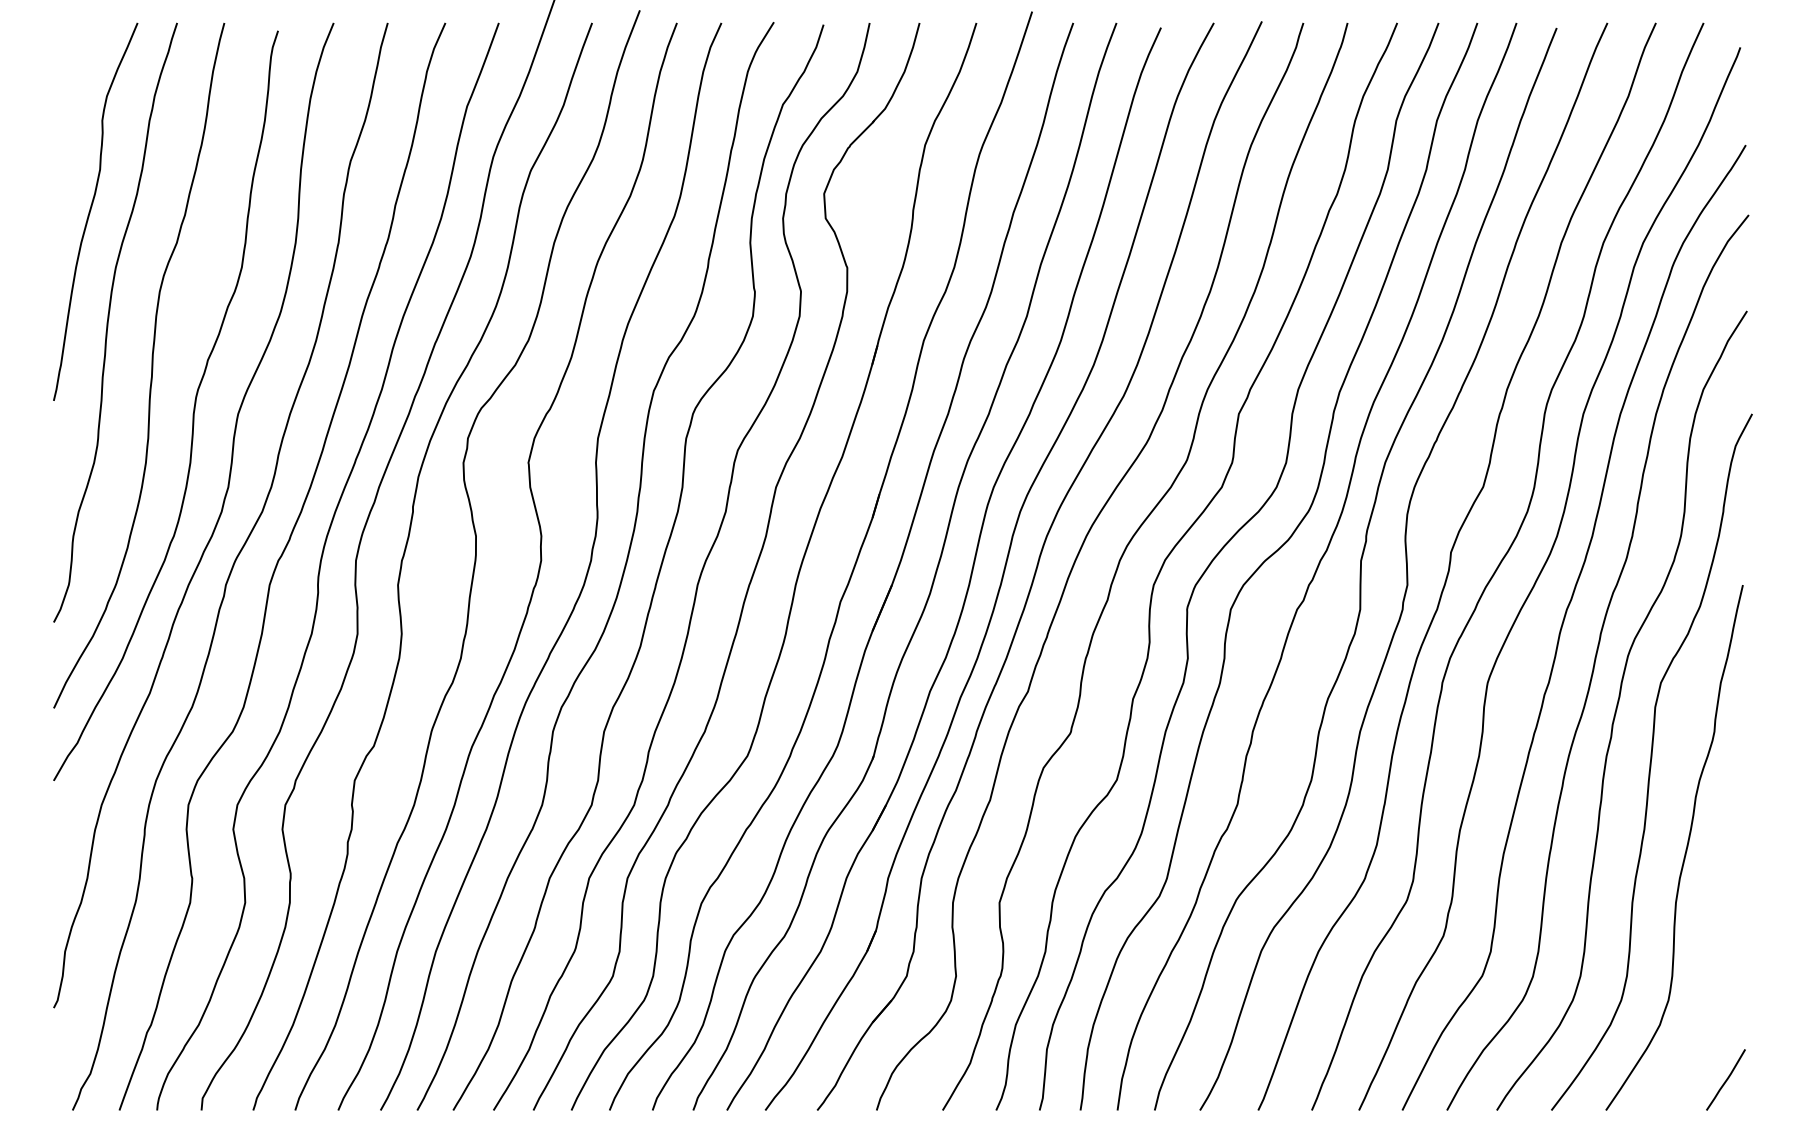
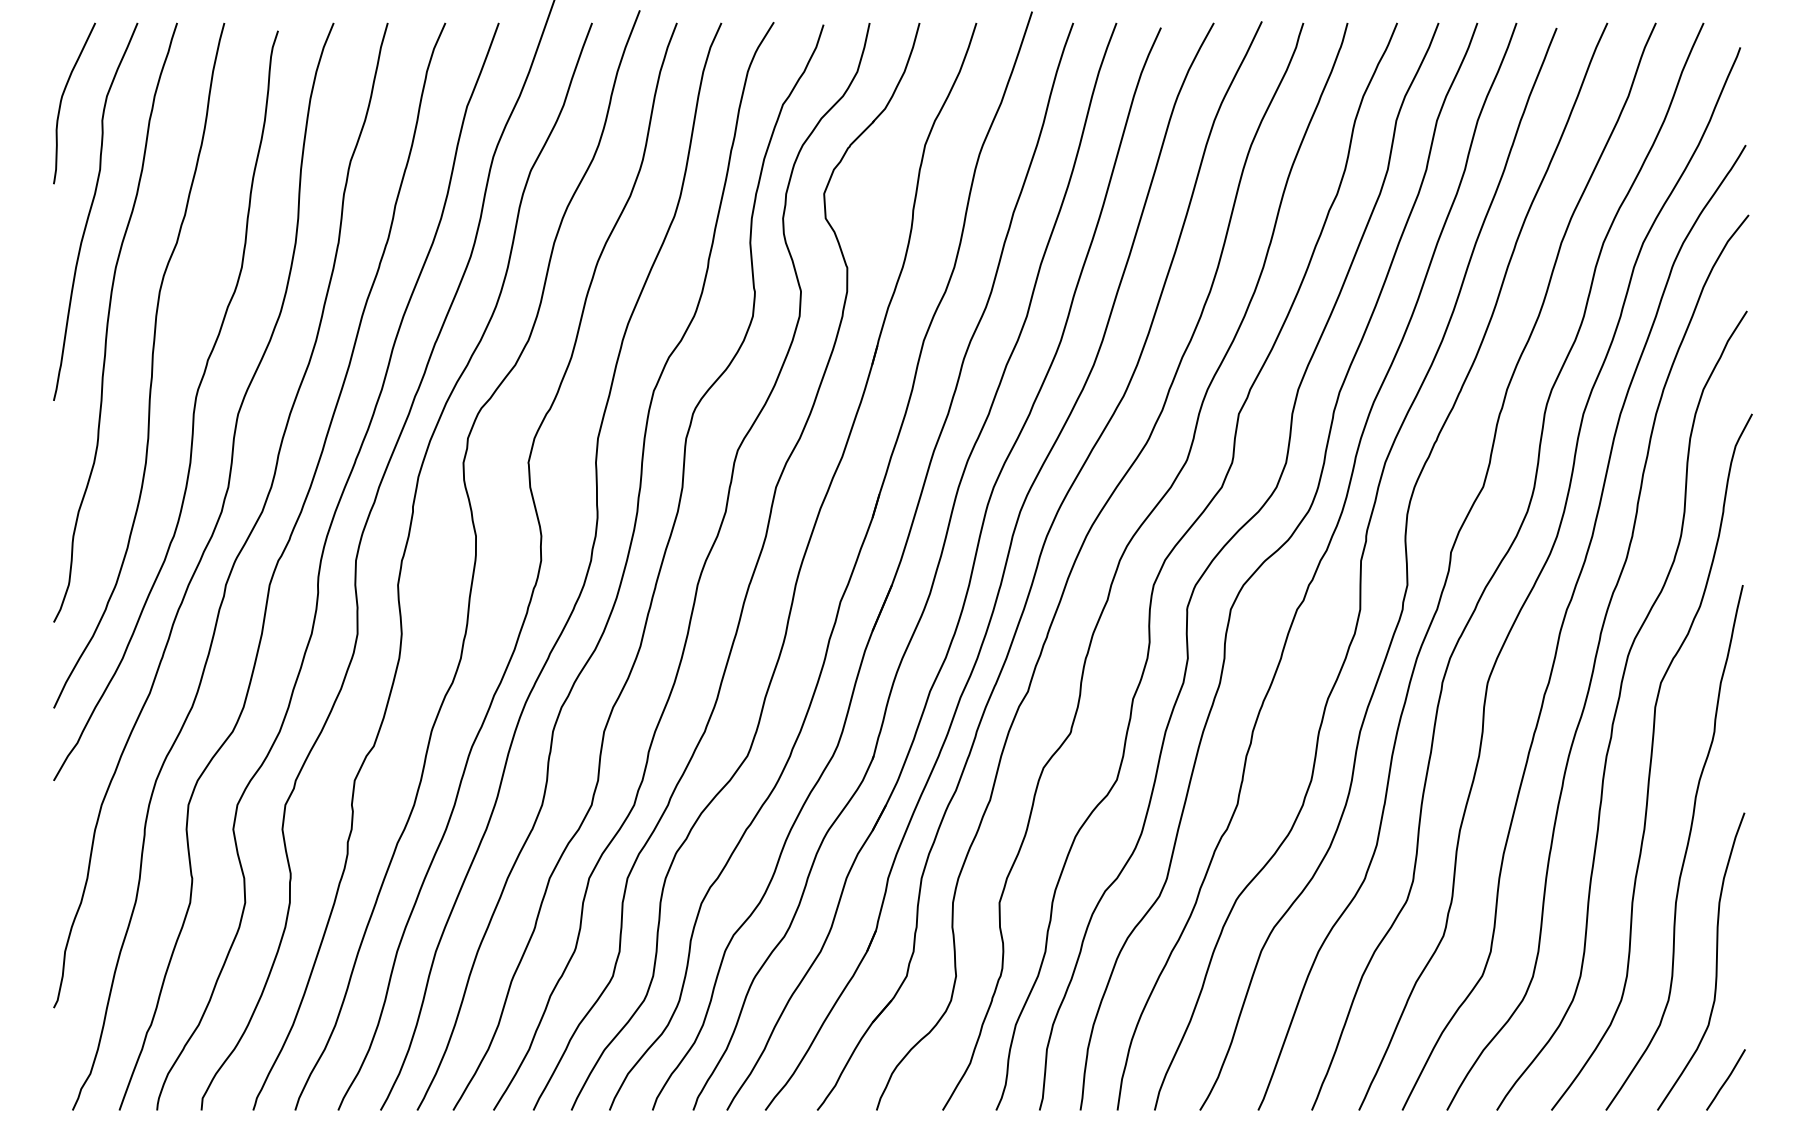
curve: none -> present (62, 100)
curve: none -> present (1715, 962)
